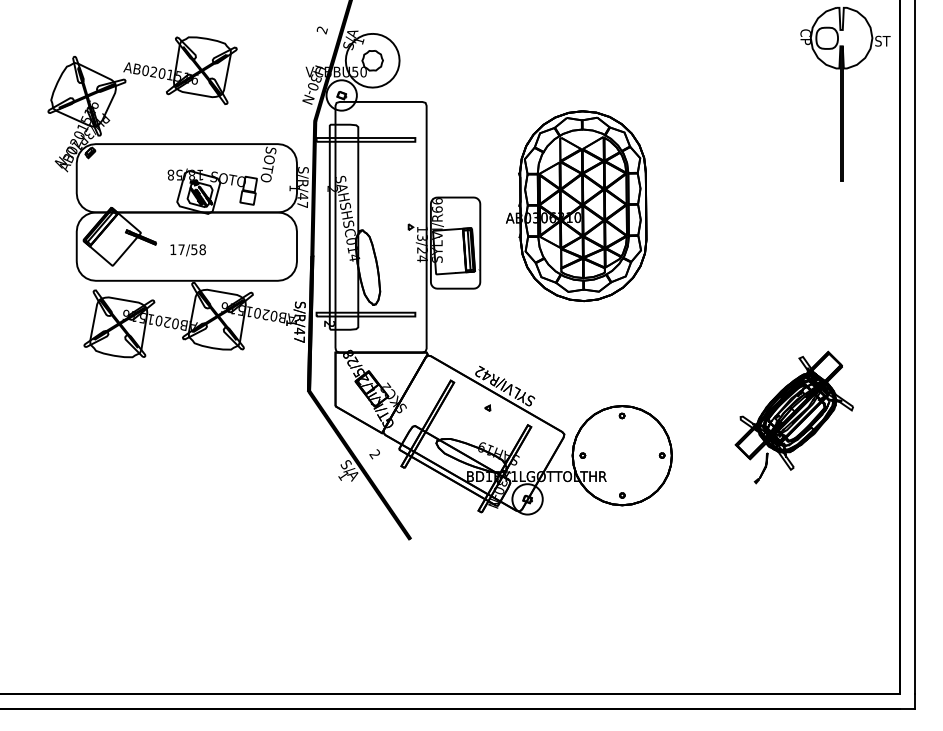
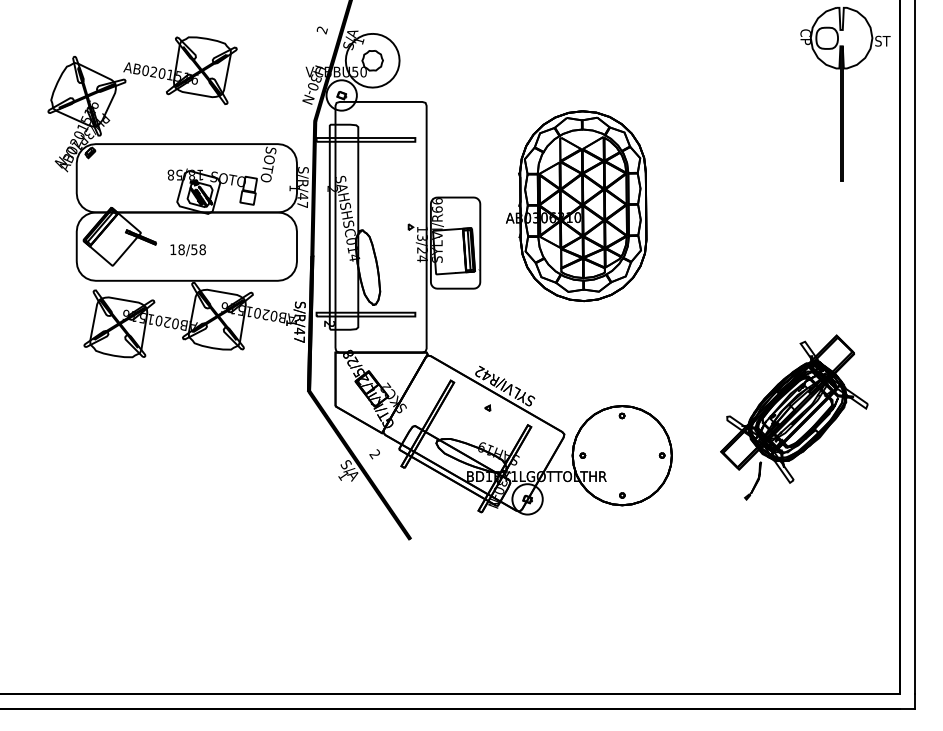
text: 17/58 -> 18/58 (181, 249)
part size: 120x135 px -> 149x167 px (794, 417)
